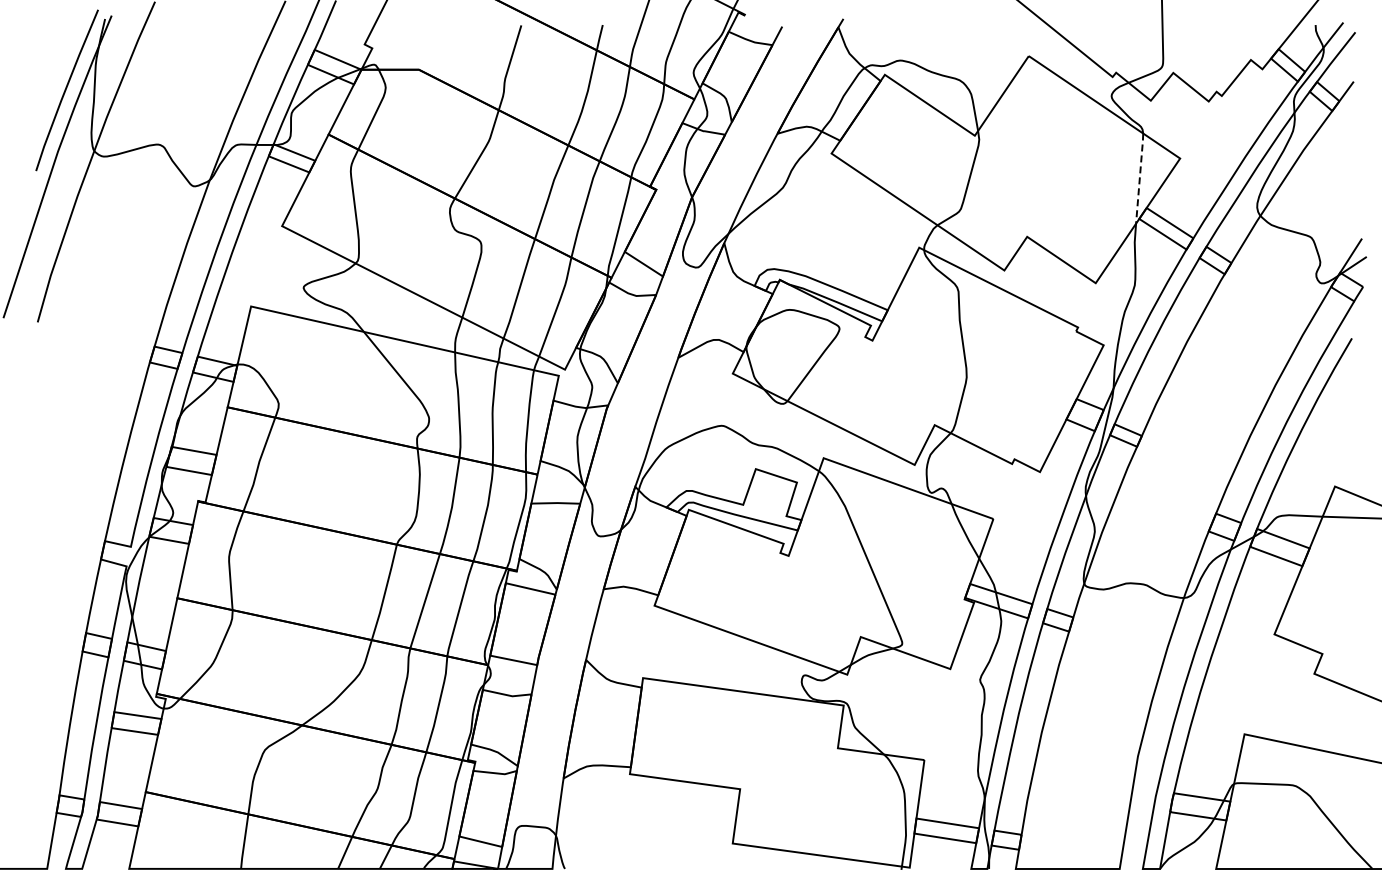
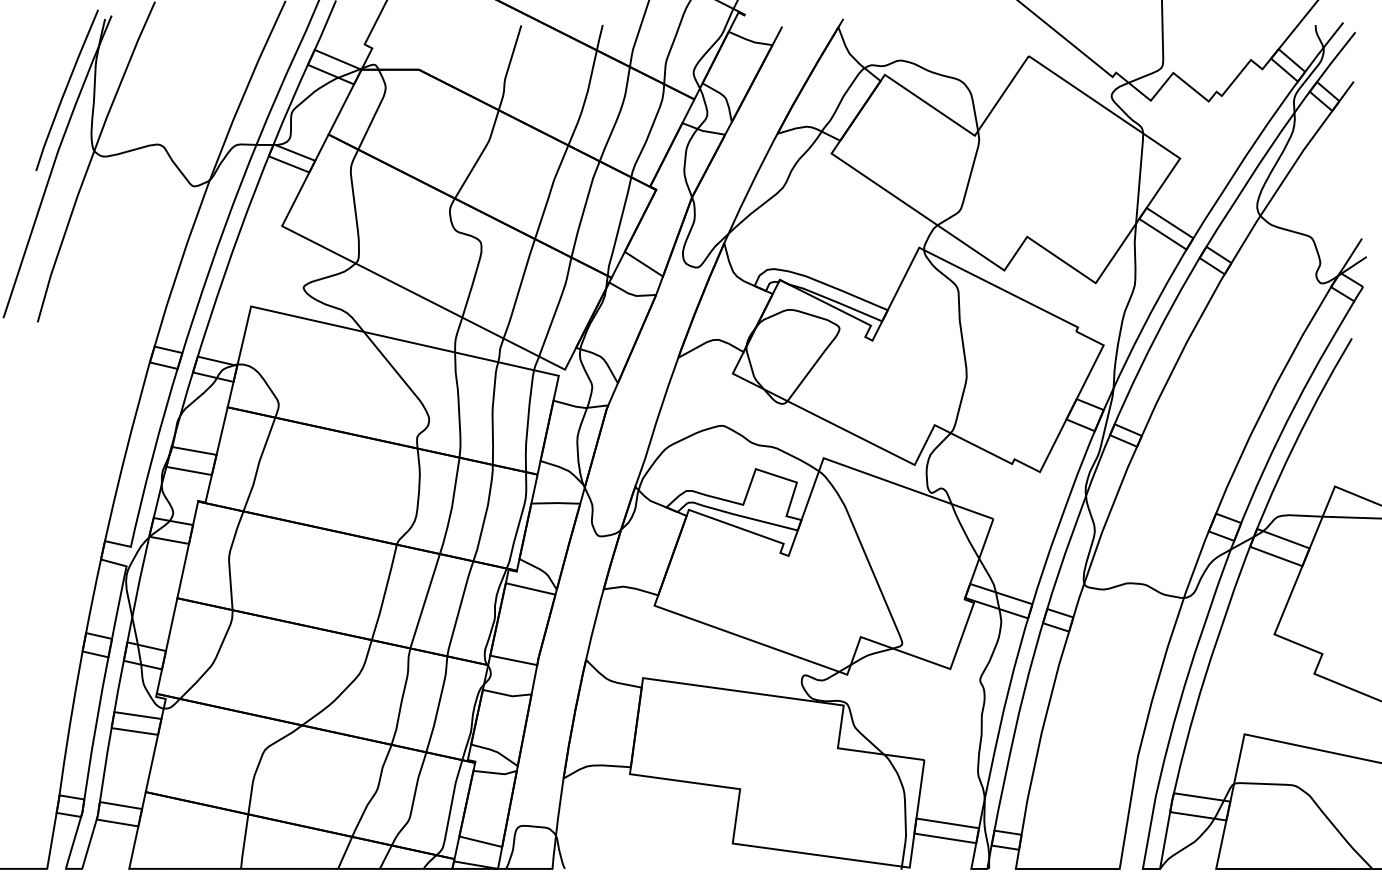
line: dashed -> solid (1139, 178)
